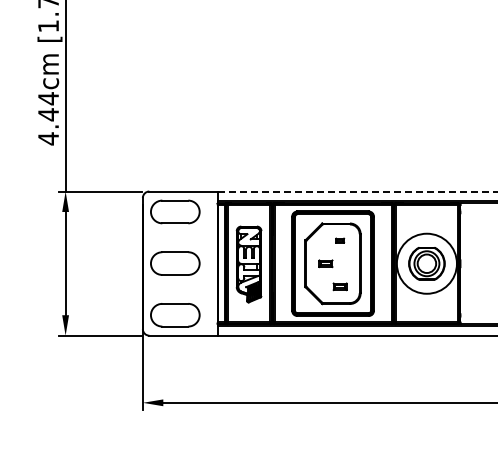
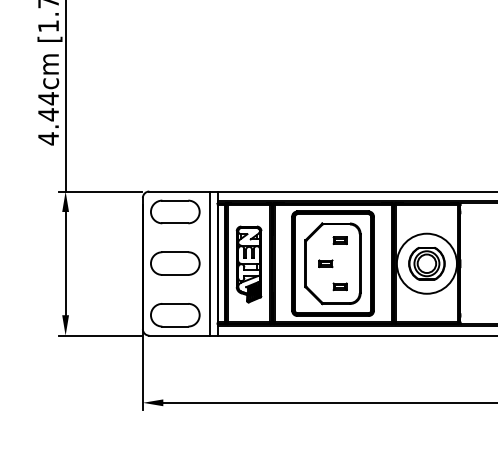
line: dashed -> solid (357, 191)
part size: 11x7 px -> 16x9 px (339, 240)
line: none -> present (210, 263)
